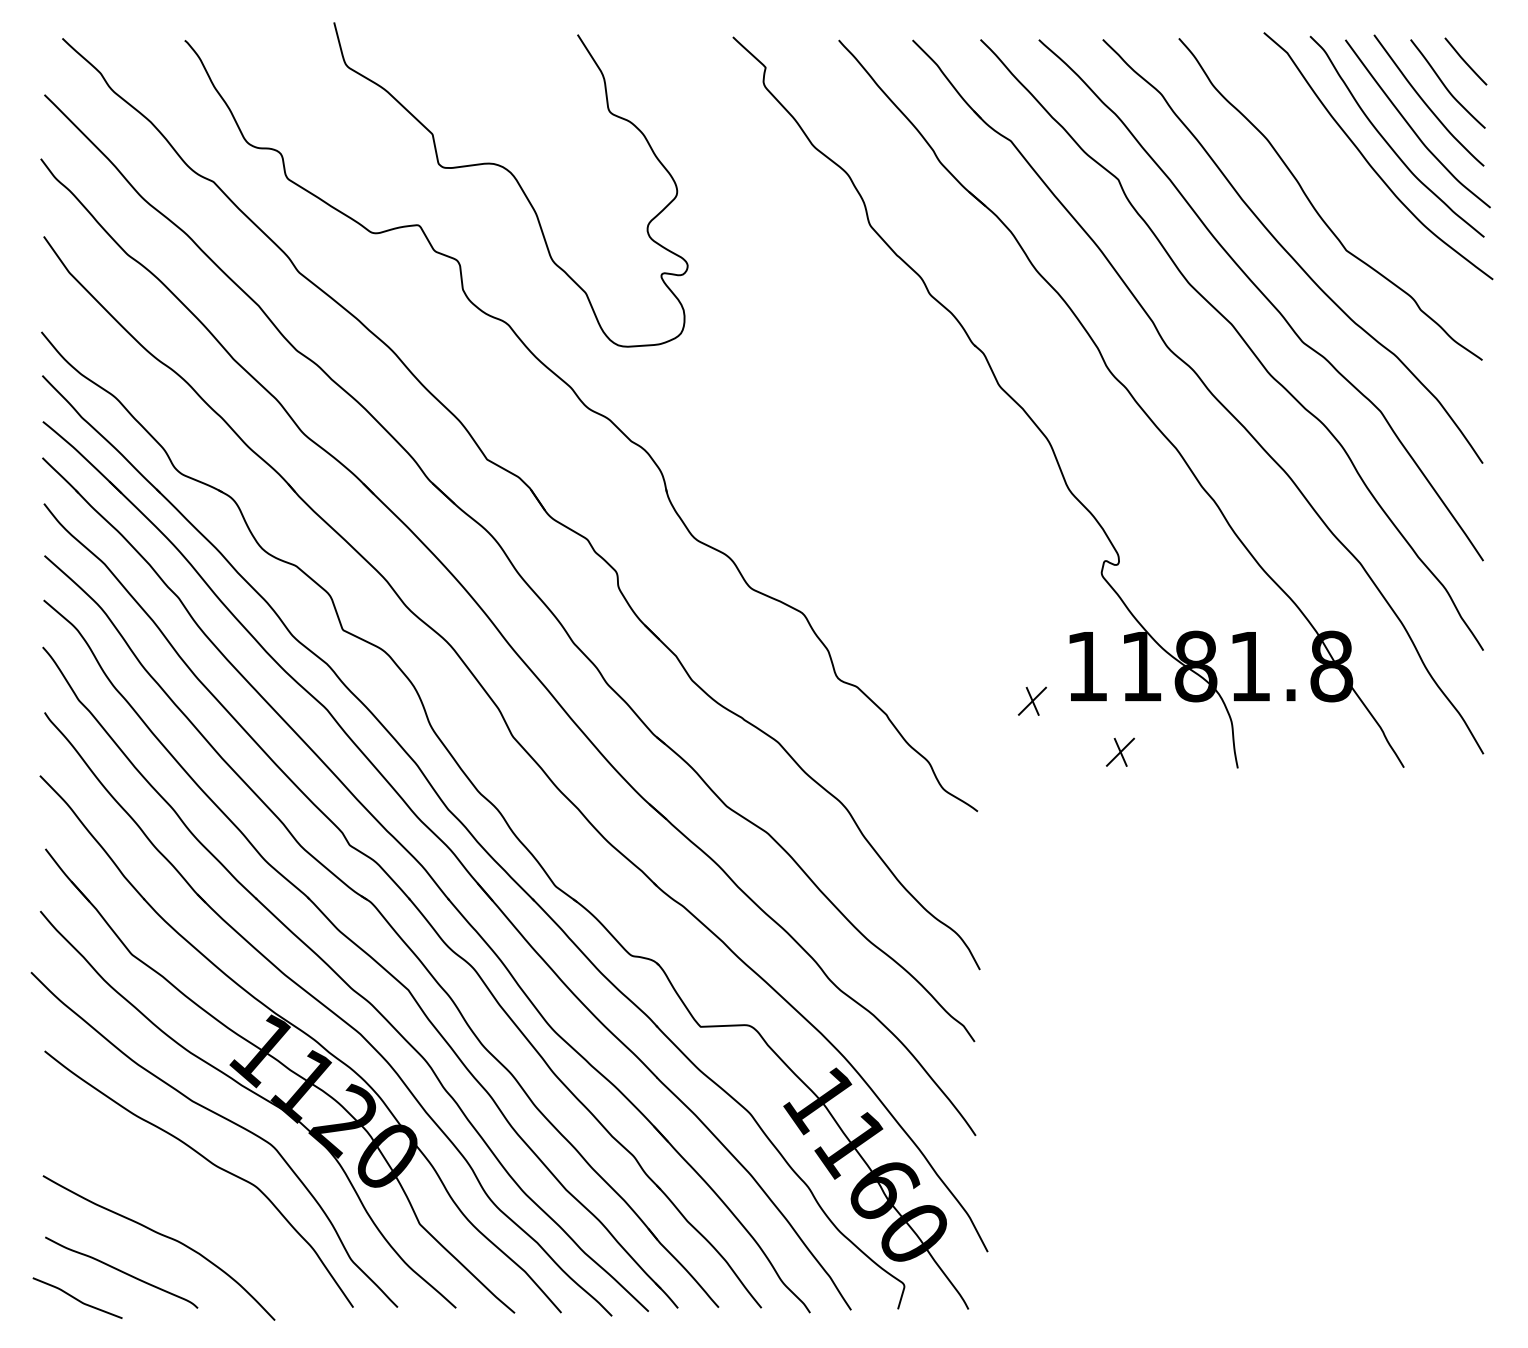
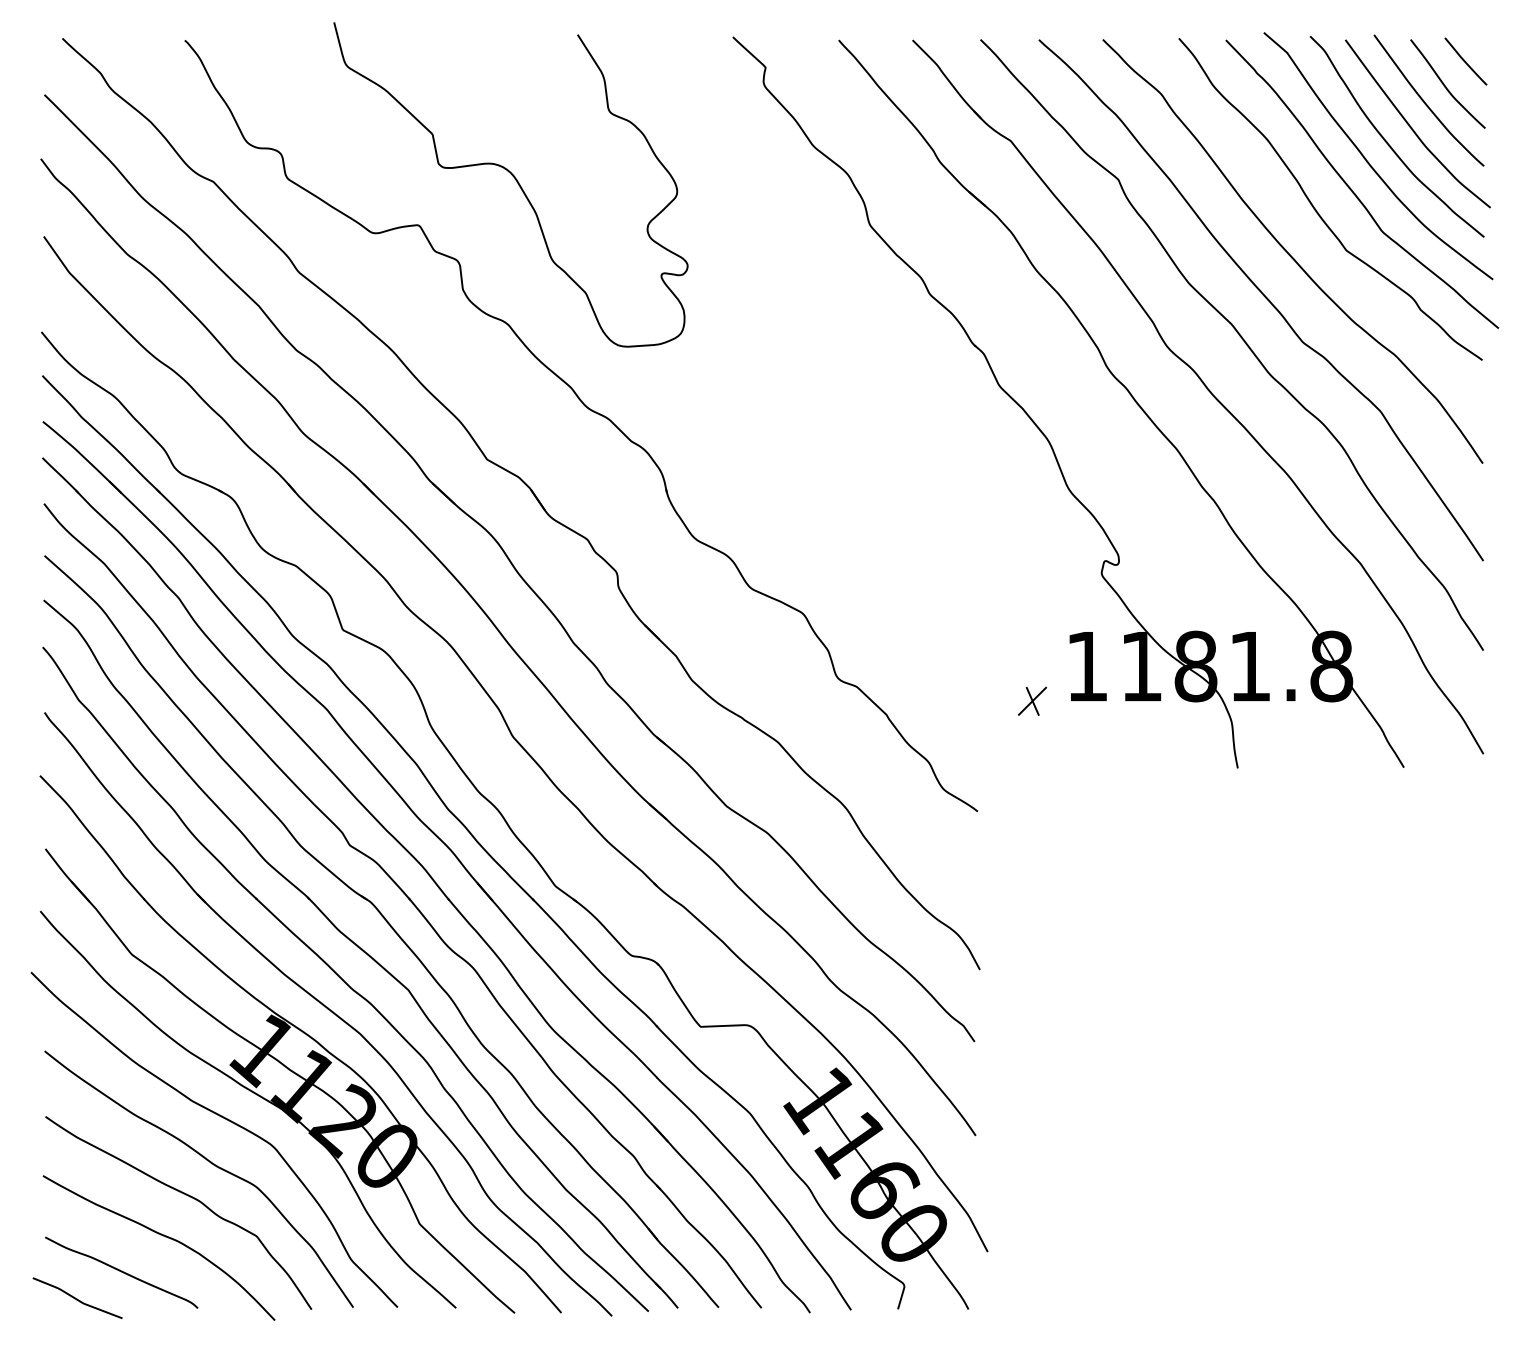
curve: none -> present (1352, 189)
part: present -> none (1119, 751)
curve: none -> present (187, 1196)
